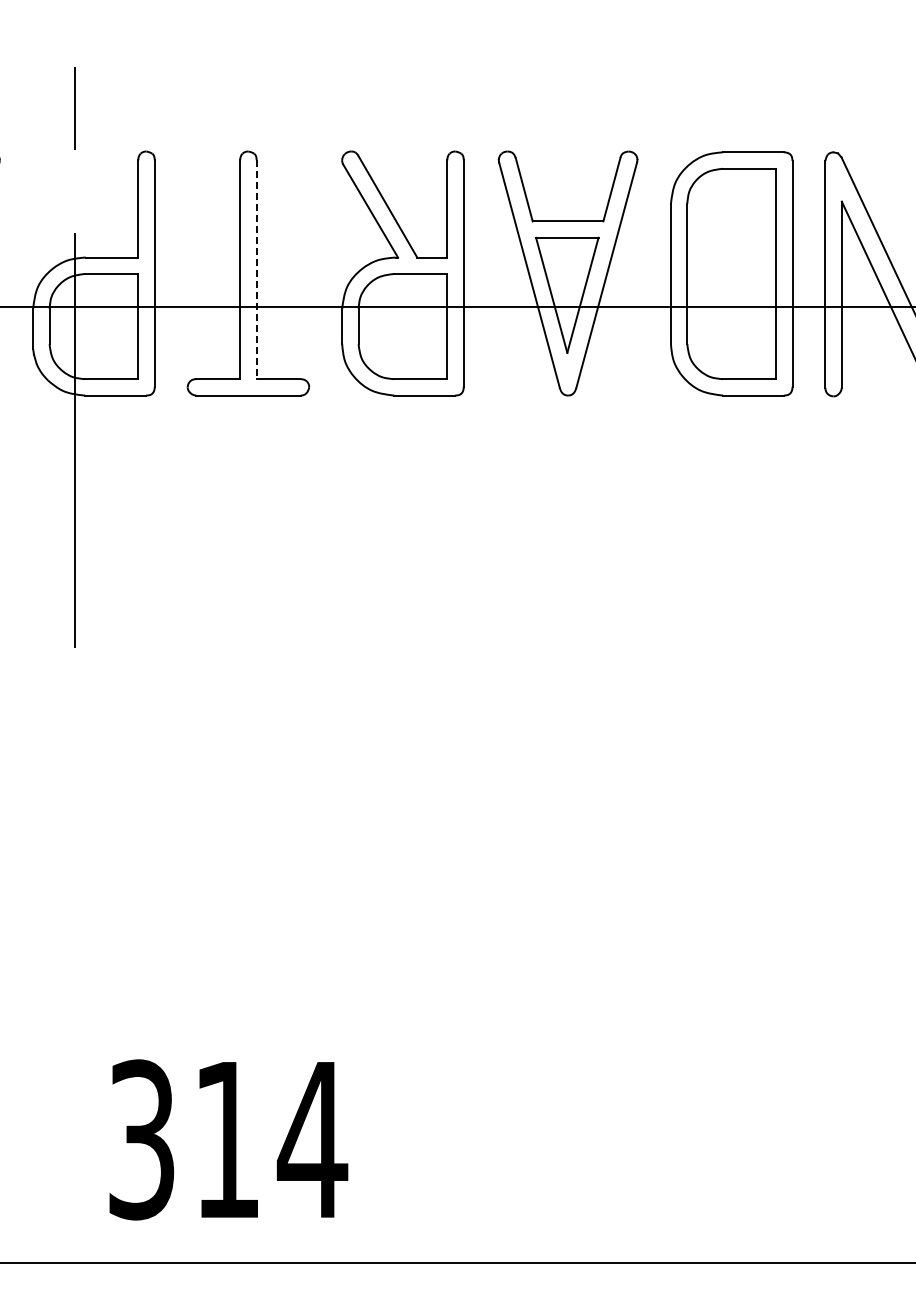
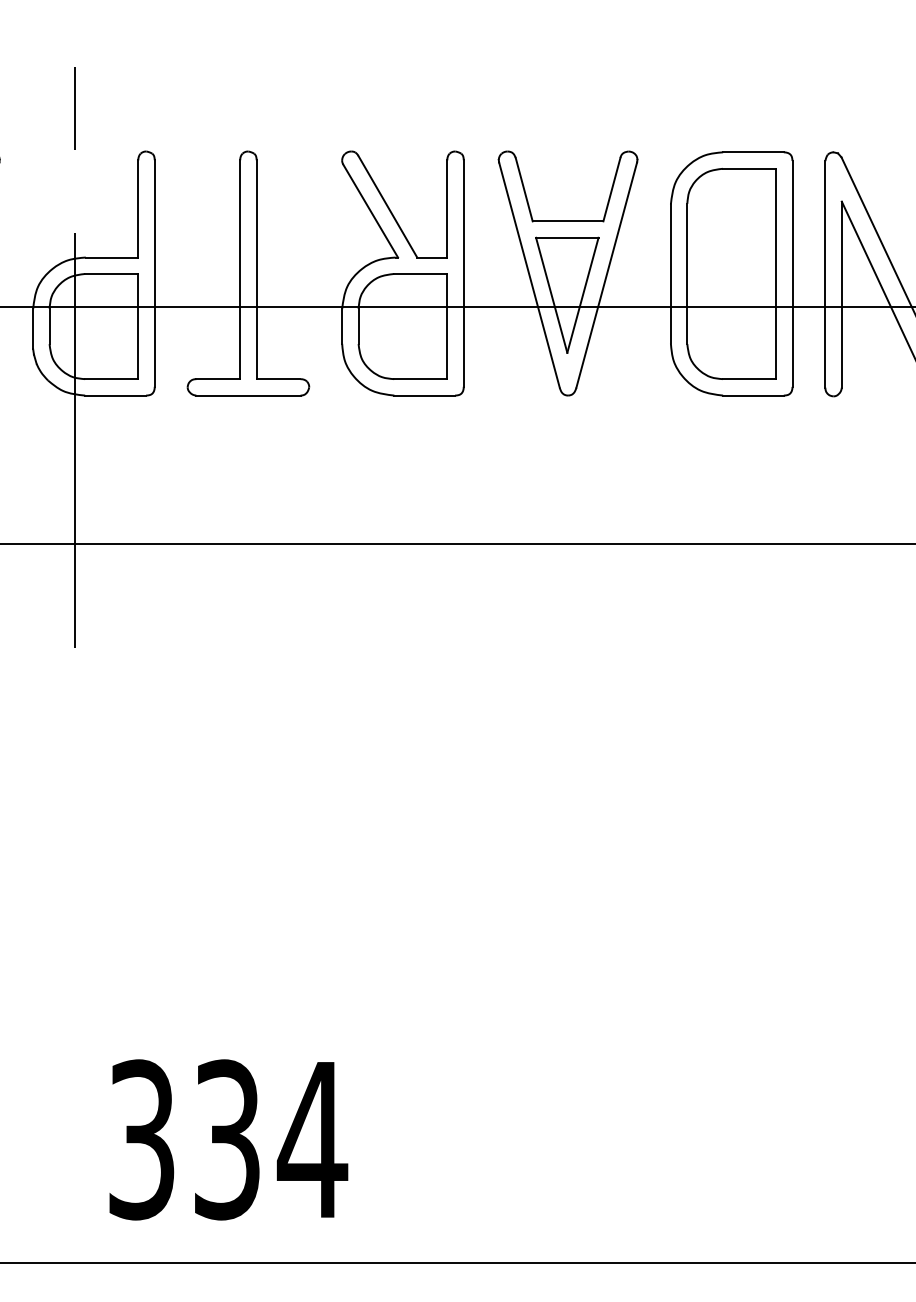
line: dashed -> solid (256, 270)
line: none -> present (457, 544)
text: 314 -> 334 (227, 1139)
